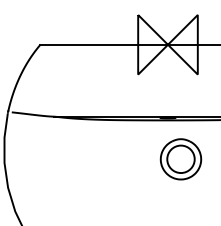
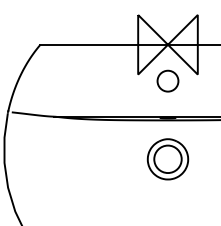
circle: none -> present (167, 80)
part position: (180, 159) -> (167, 159) (167, 159)
